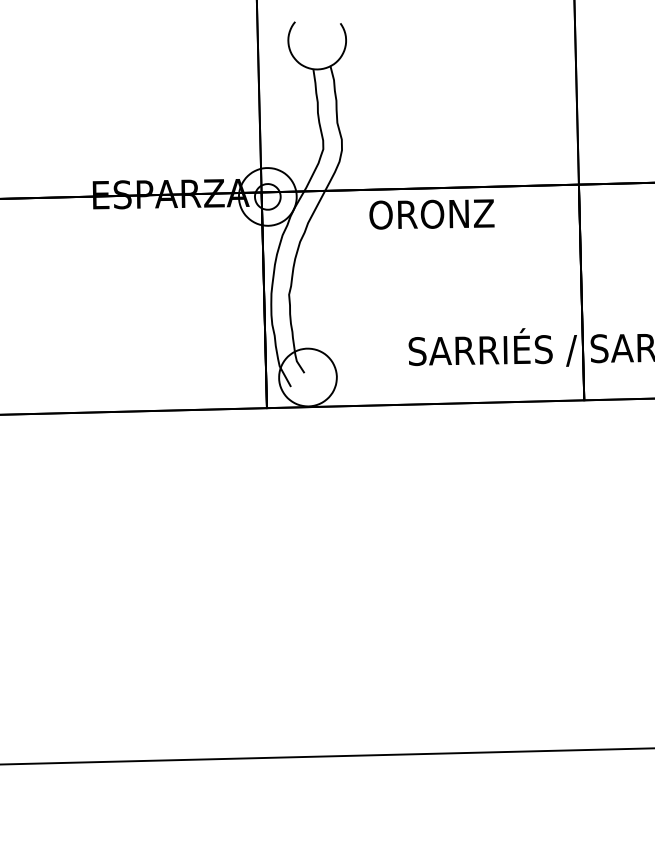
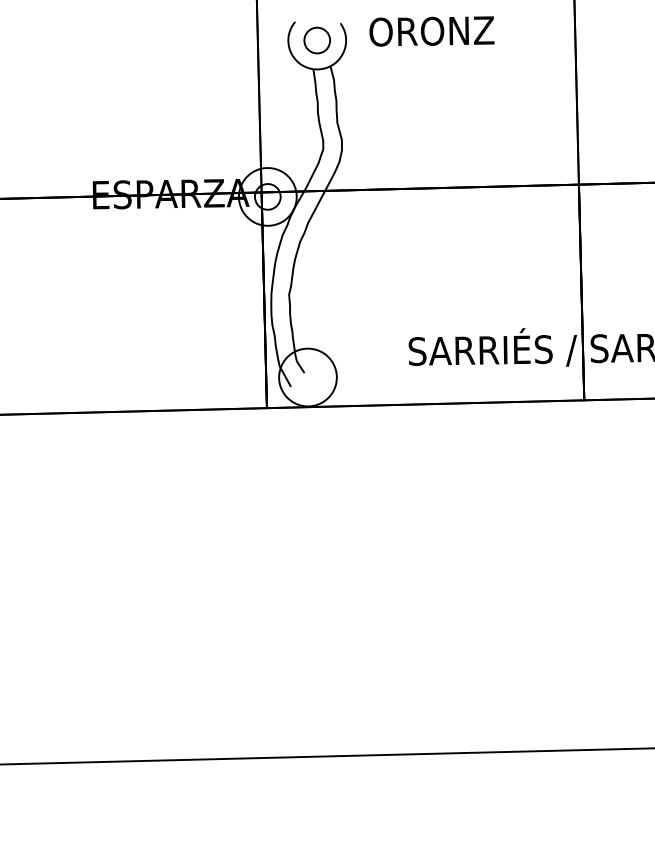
part: none -> present (316, 40)
text position: (431, 214) -> (431, 31) (431, 31)
